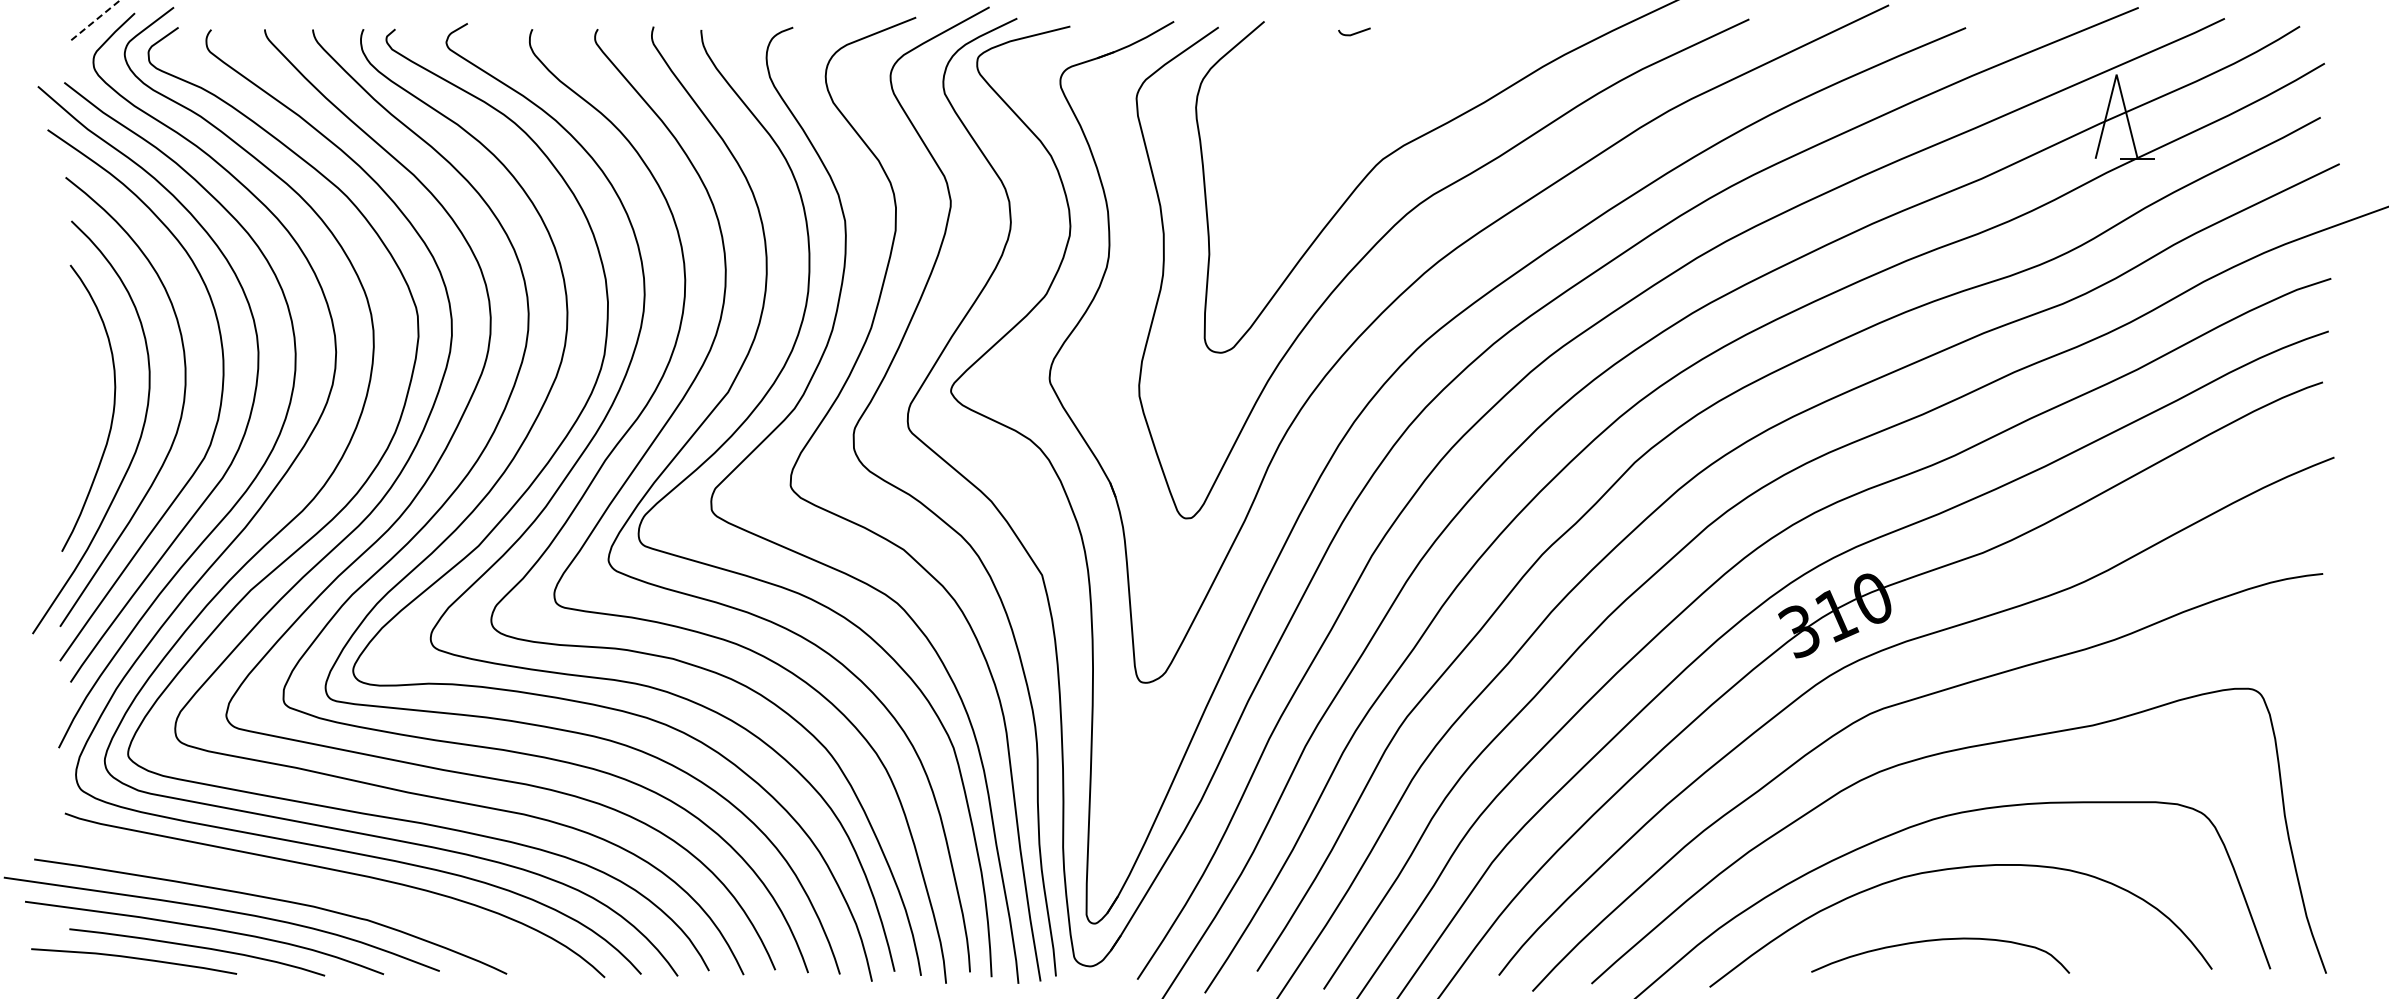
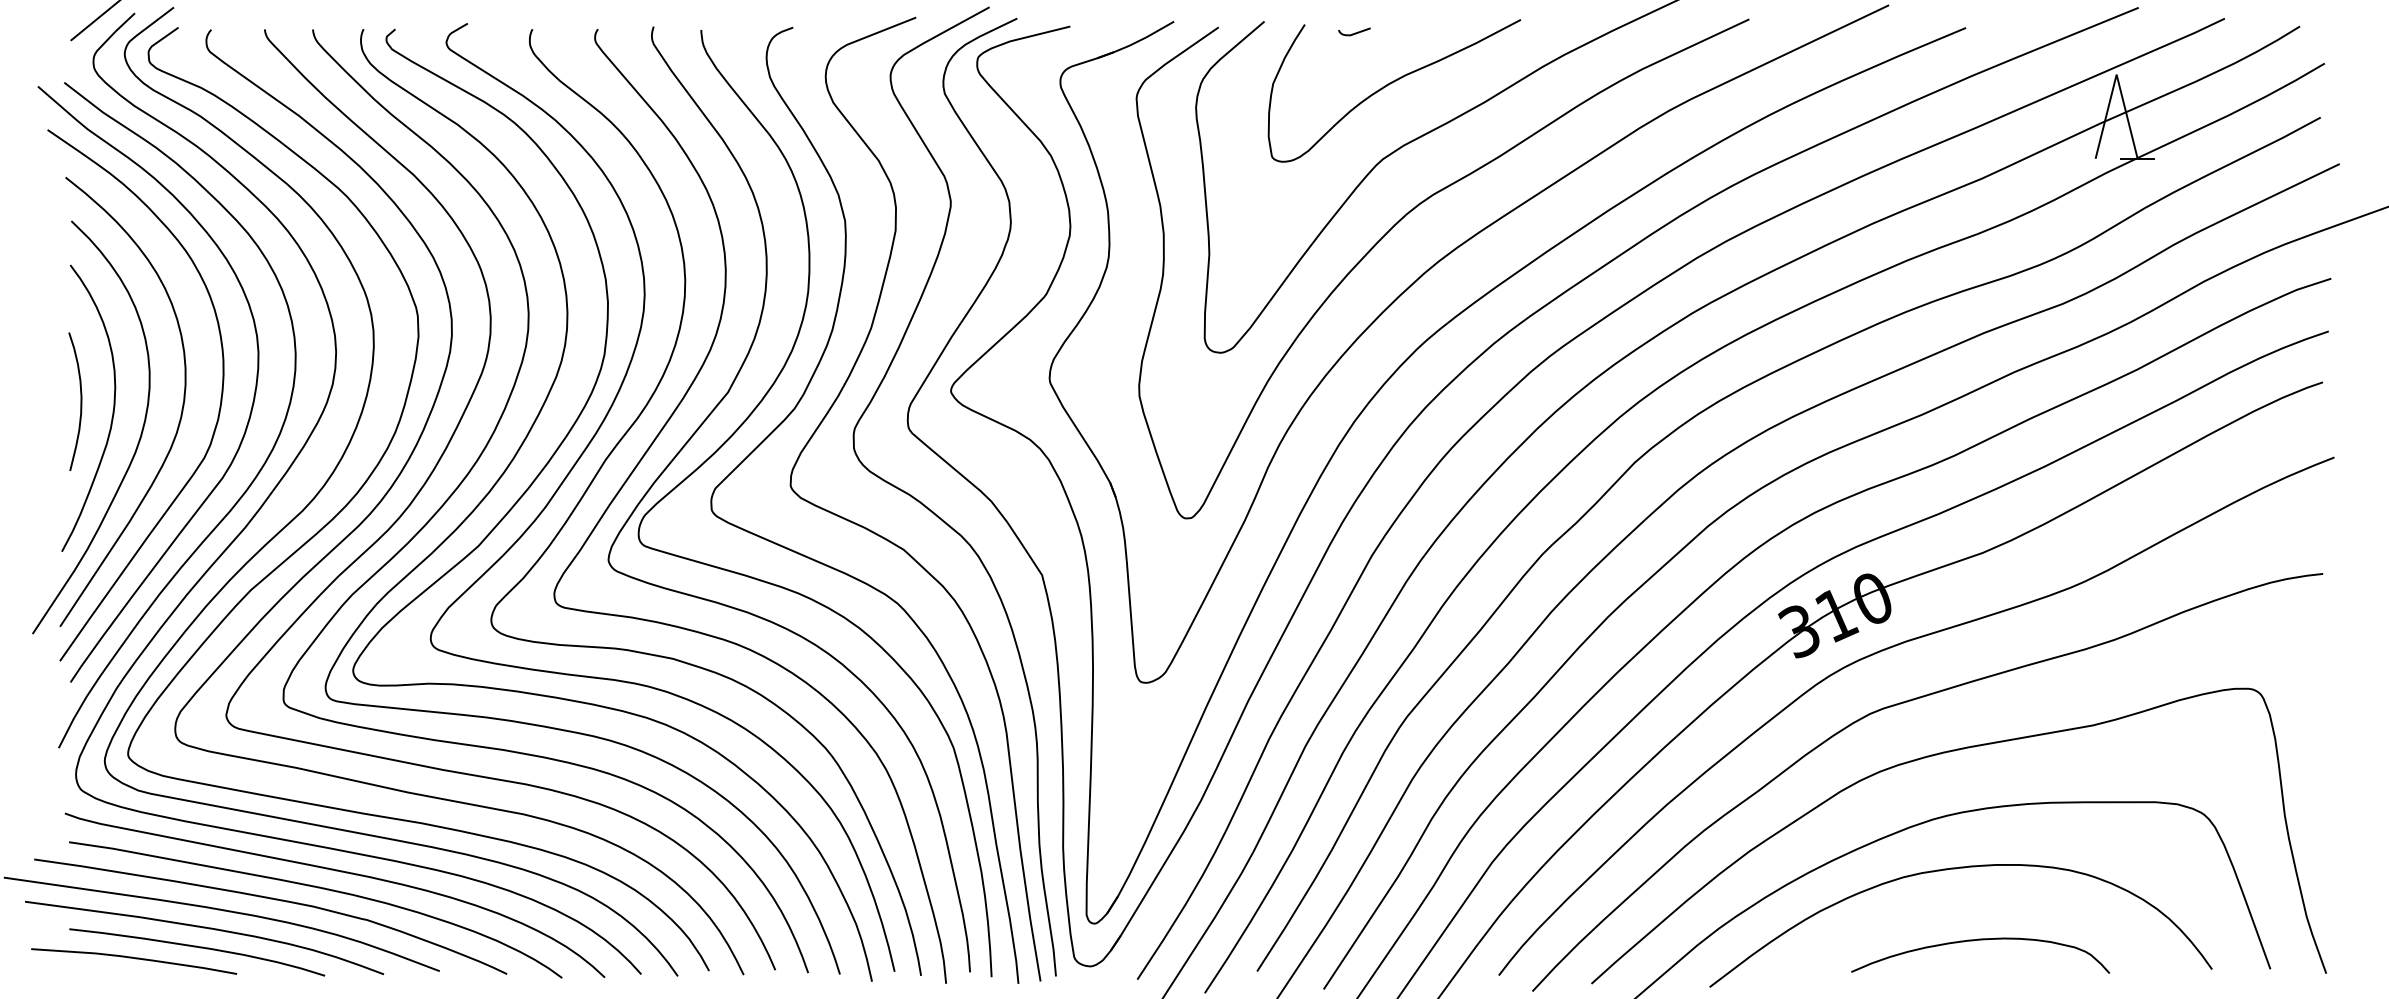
line: dashed -> solid (95, 20)
curve: none -> present (1390, 84)
curve: none -> present (80, 401)
curve: none -> present (317, 888)
curve position: (1940, 940) -> (1980, 940) (1980, 940)
